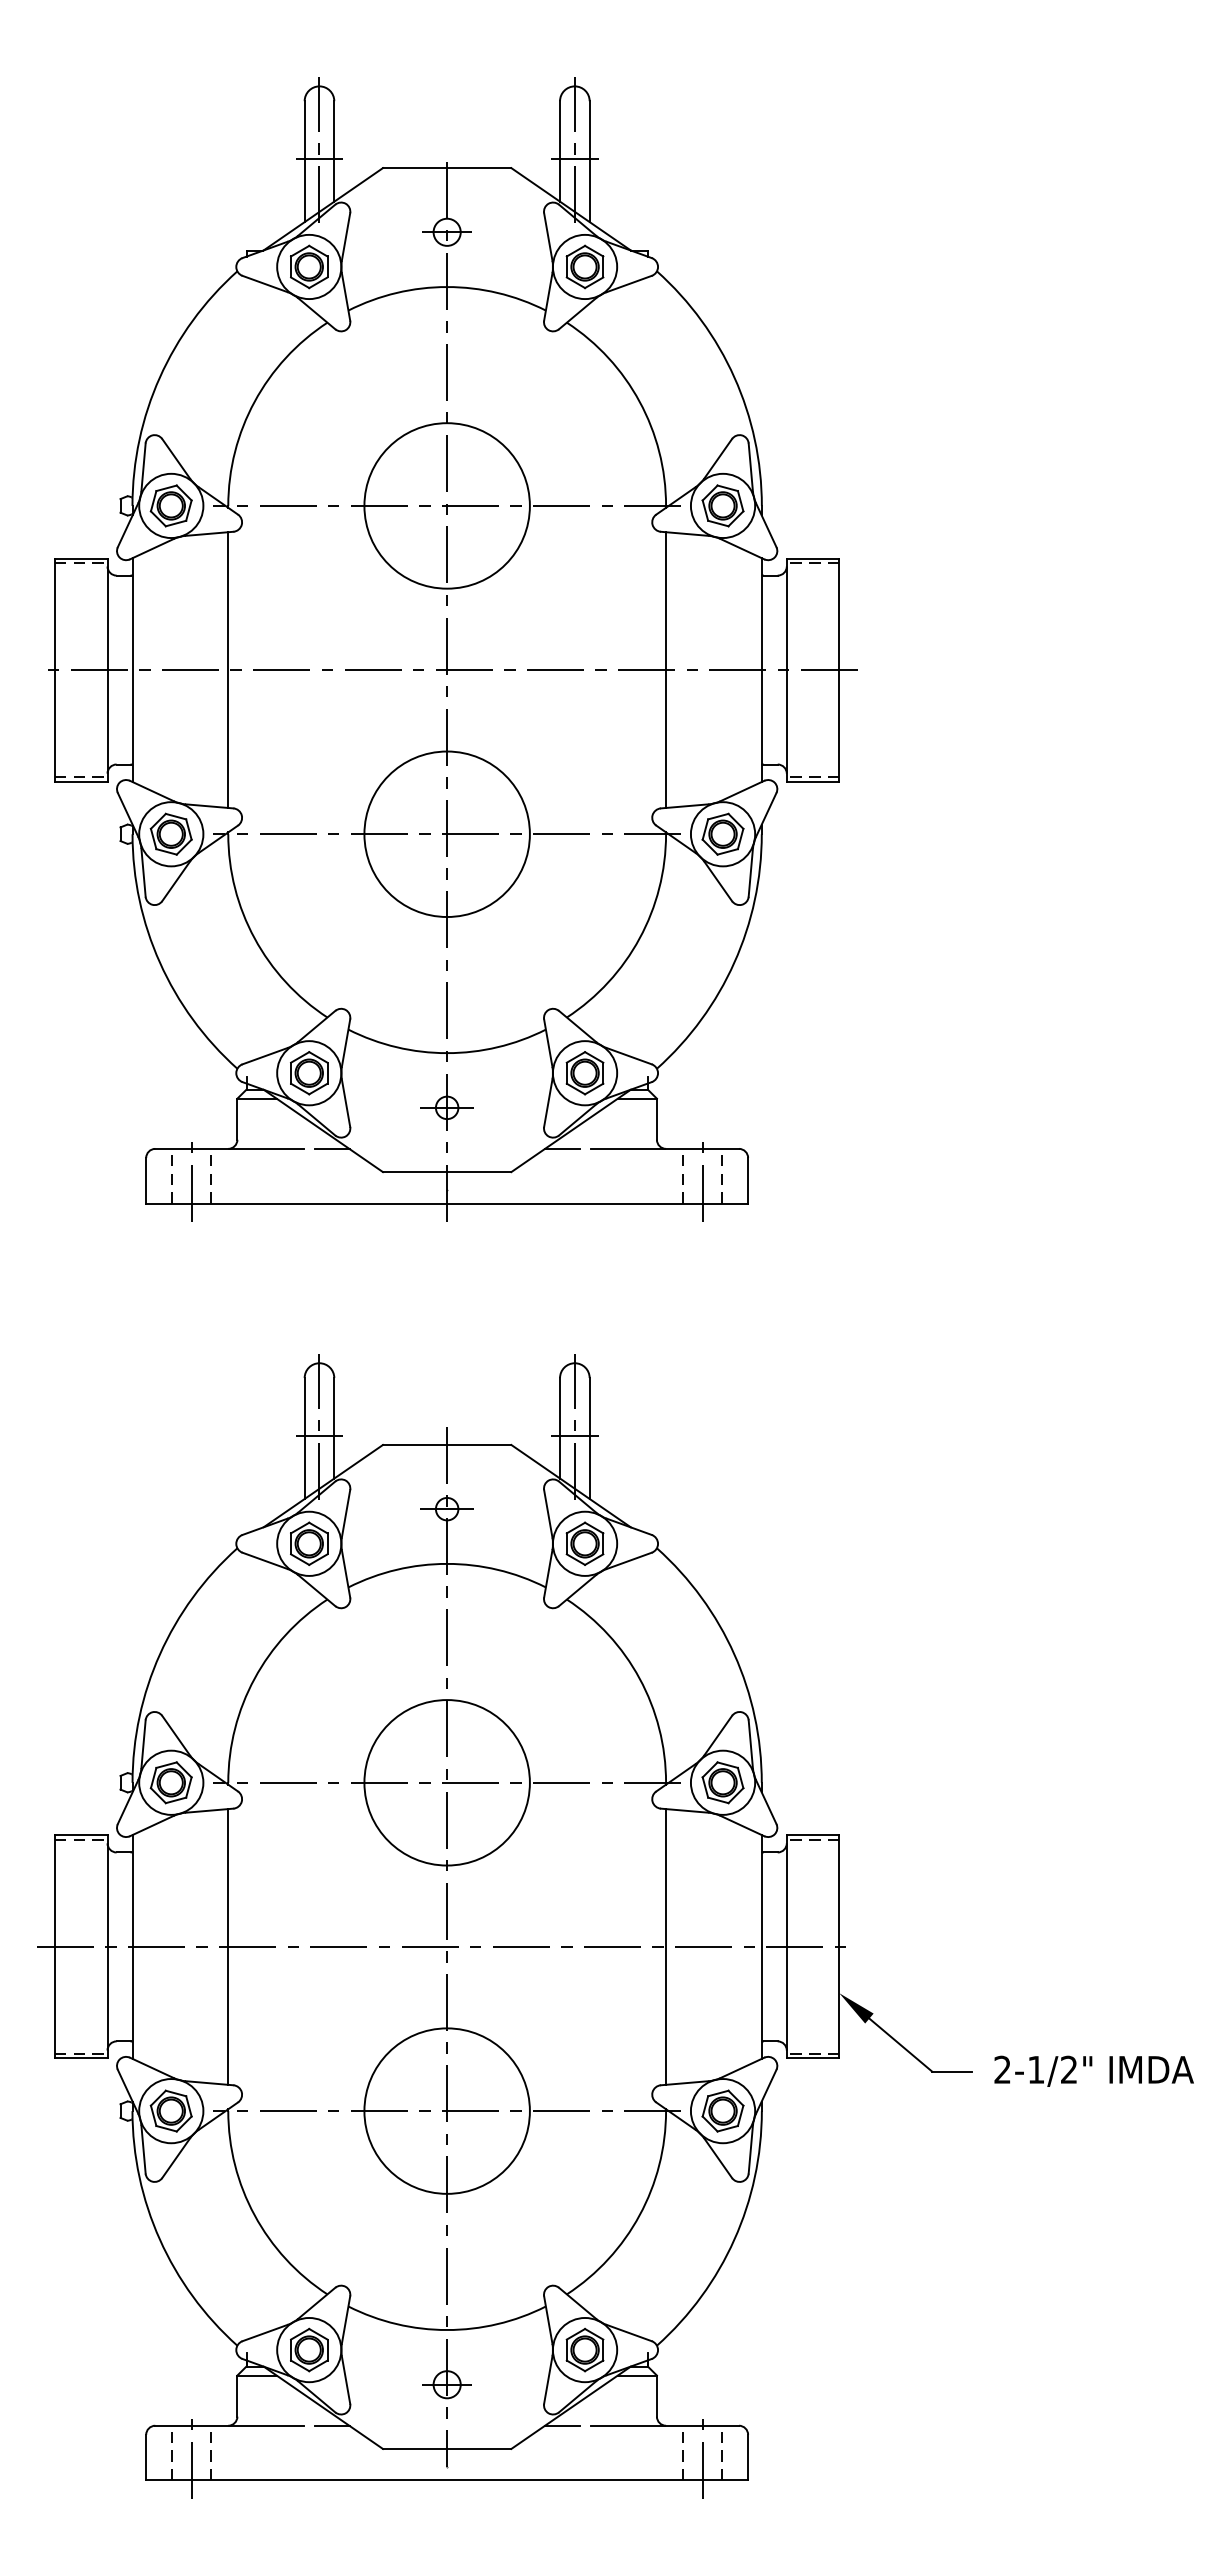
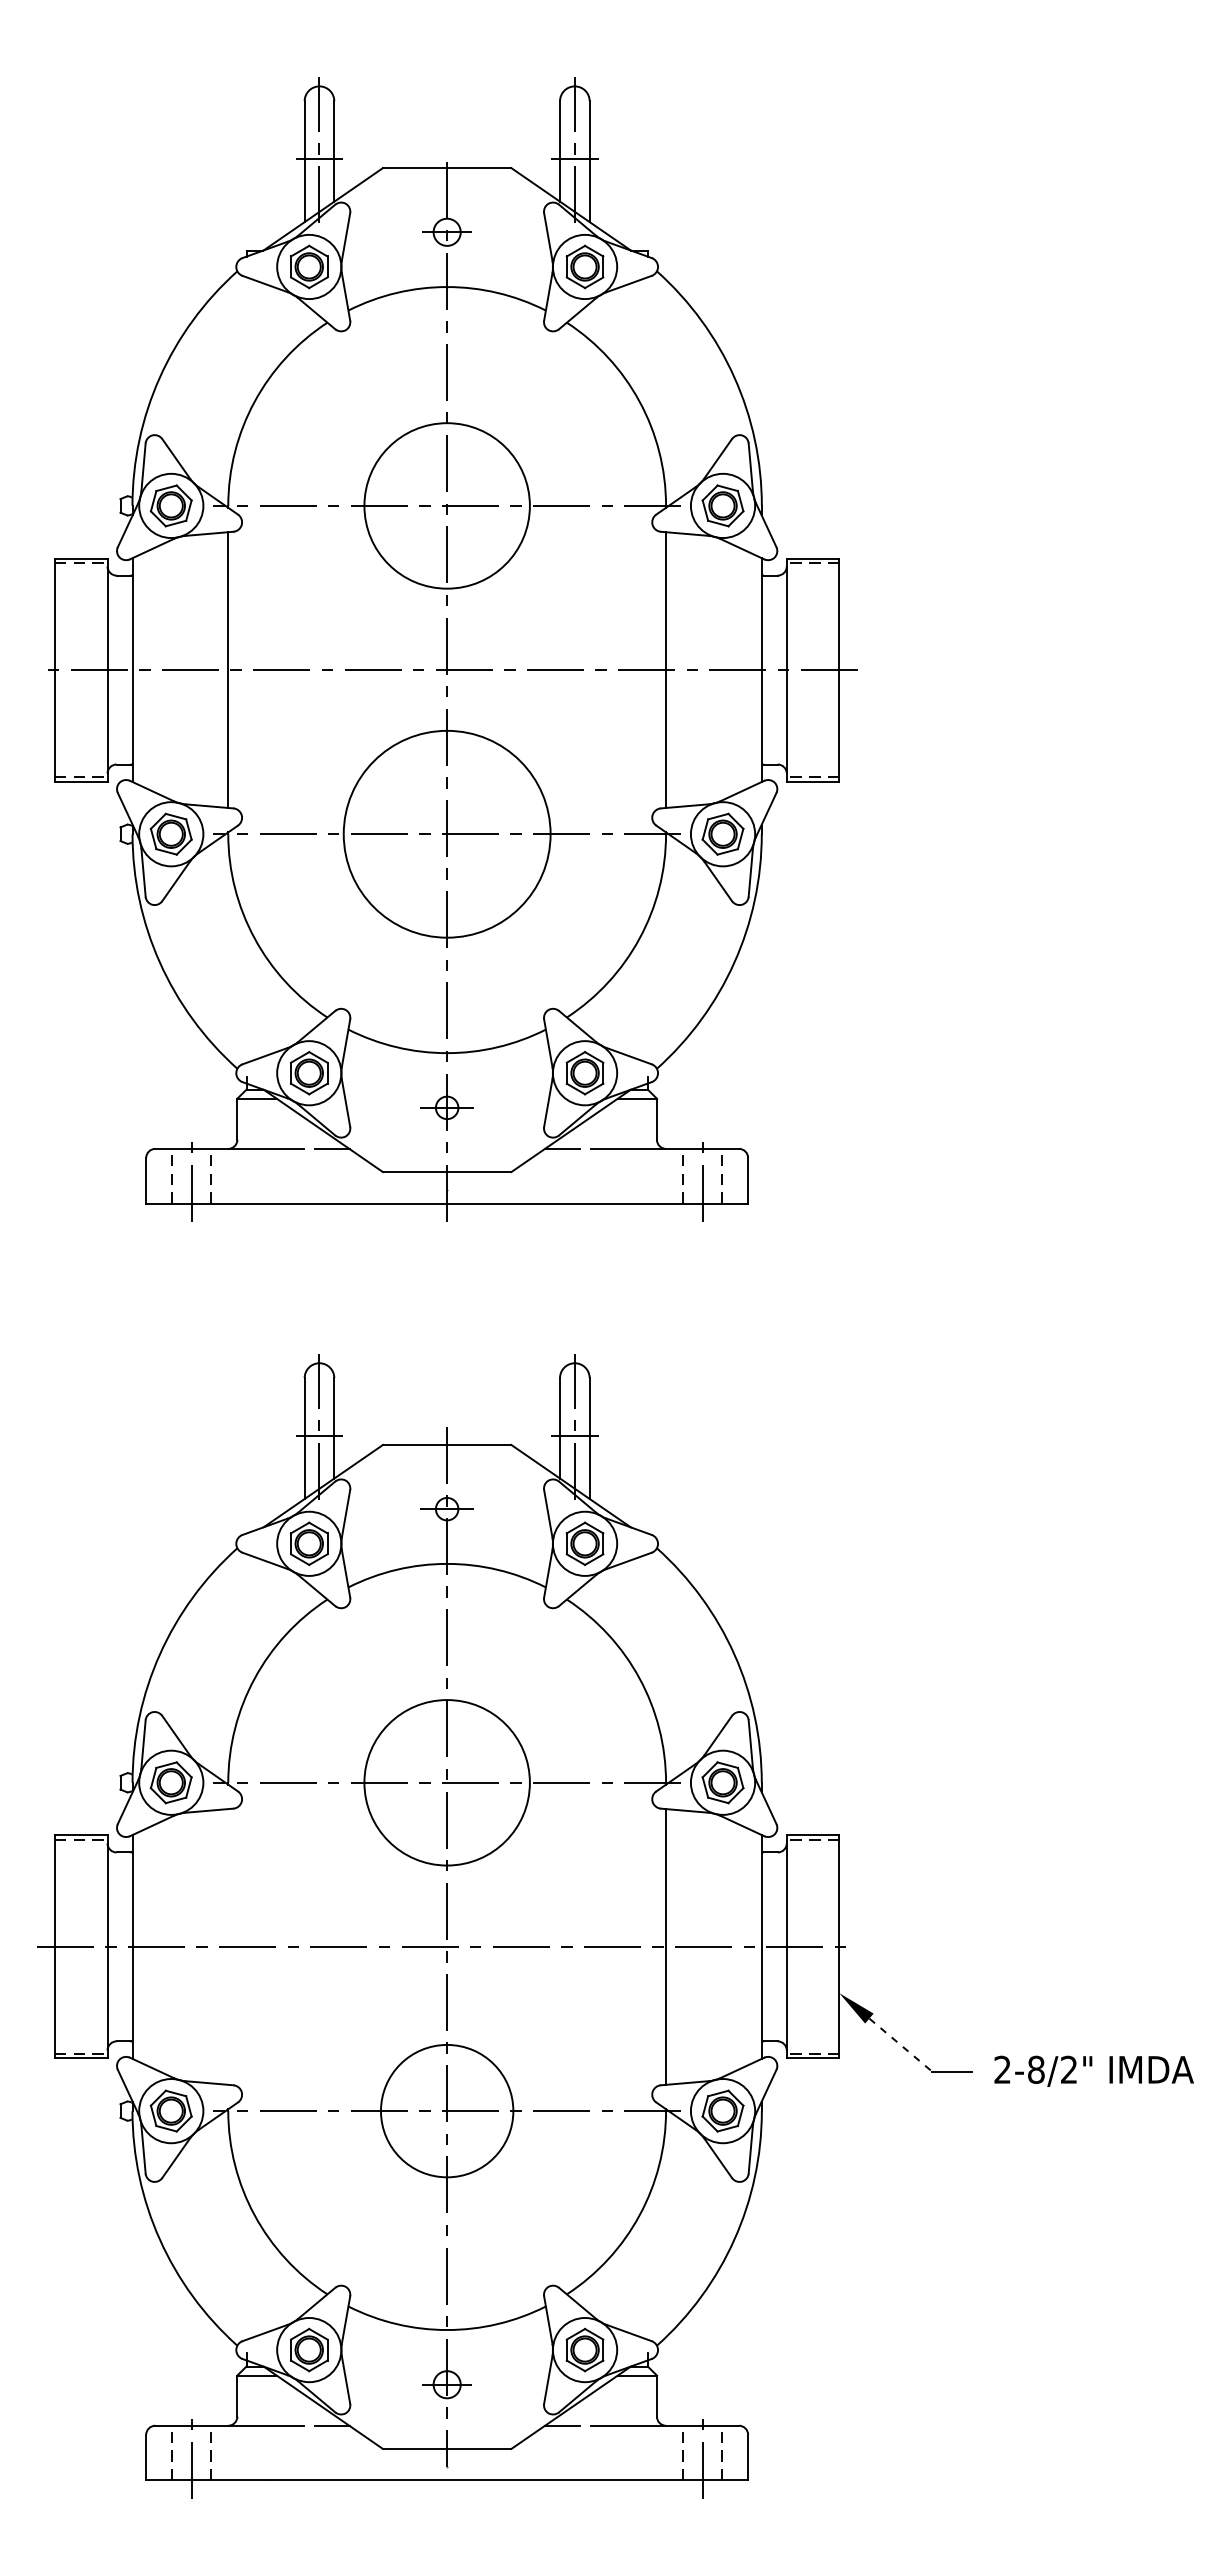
circle diameter: 165 px -> 207 px (446, 833)
line: present -> none (228, 1946)
line: solid -> dashed (901, 2045)
text: 2-1/2" -> 2-8/2" (1036, 2069)
circle diameter: 165 px -> 132 px (446, 2110)
